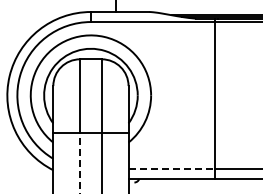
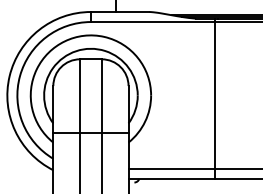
line: dashed -> solid (80, 162)
line: dashed -> solid (172, 169)
